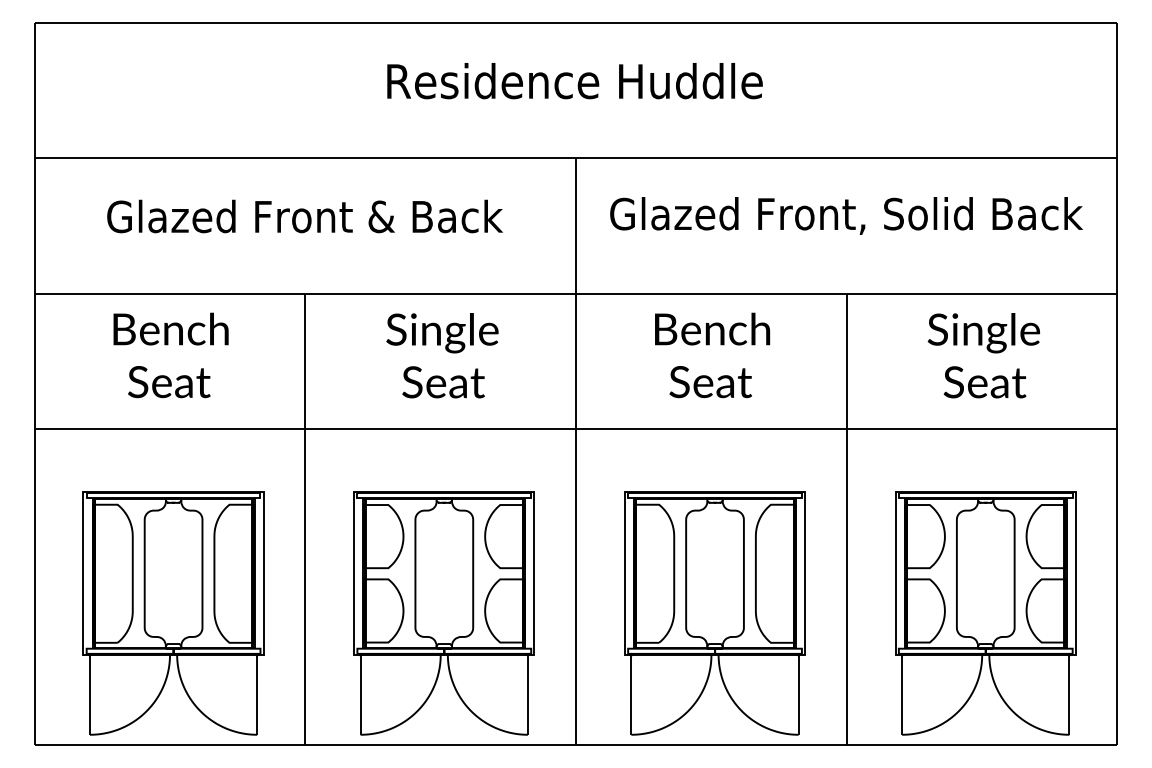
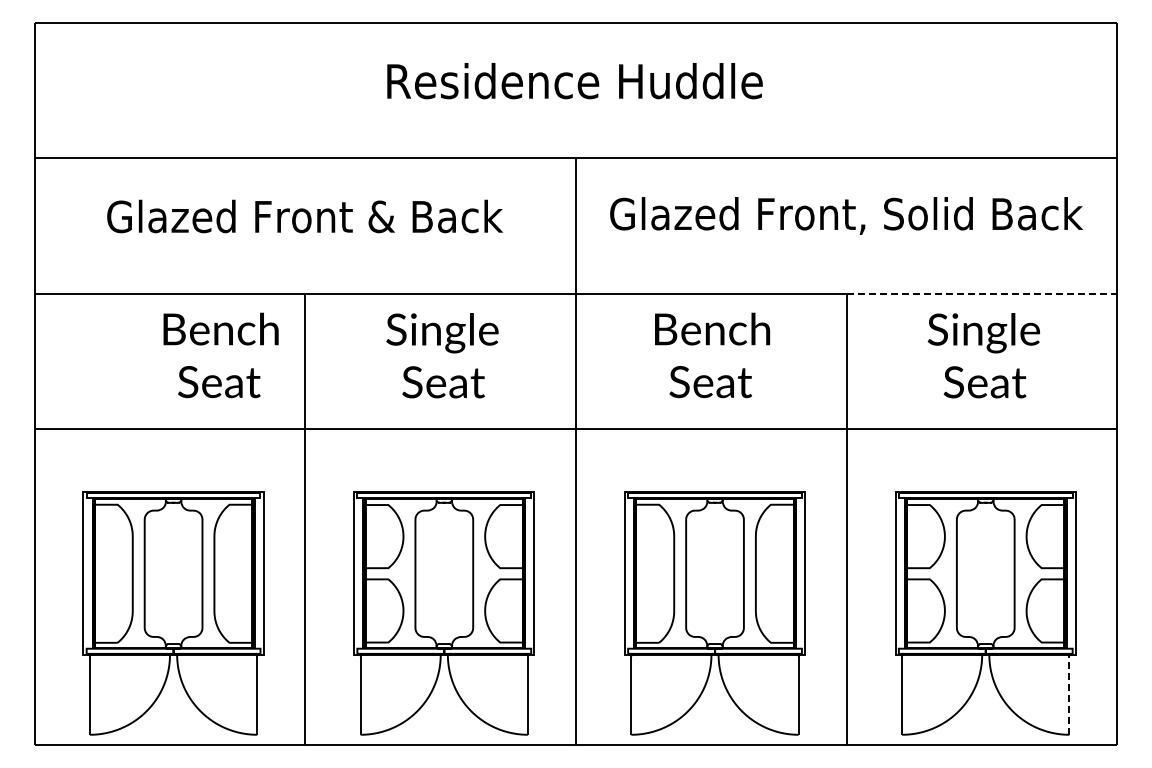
line: solid -> dashed (982, 293)
text position: (170, 355) -> (220, 355) (220, 355)
line: solid -> dashed (1069, 694)
